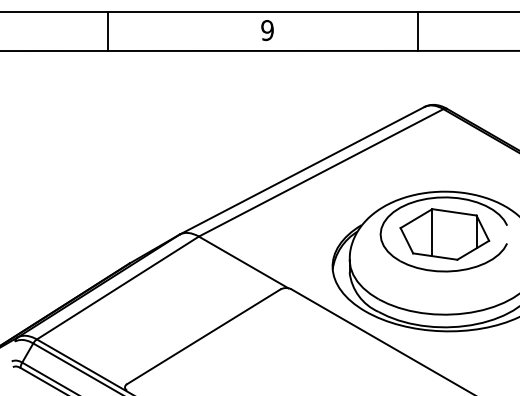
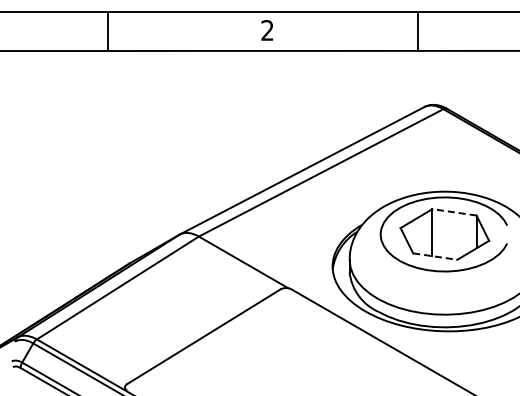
text: 9 -> 2 (267, 30)
line: solid -> dashed (453, 212)
line: solid -> dashed (435, 256)
